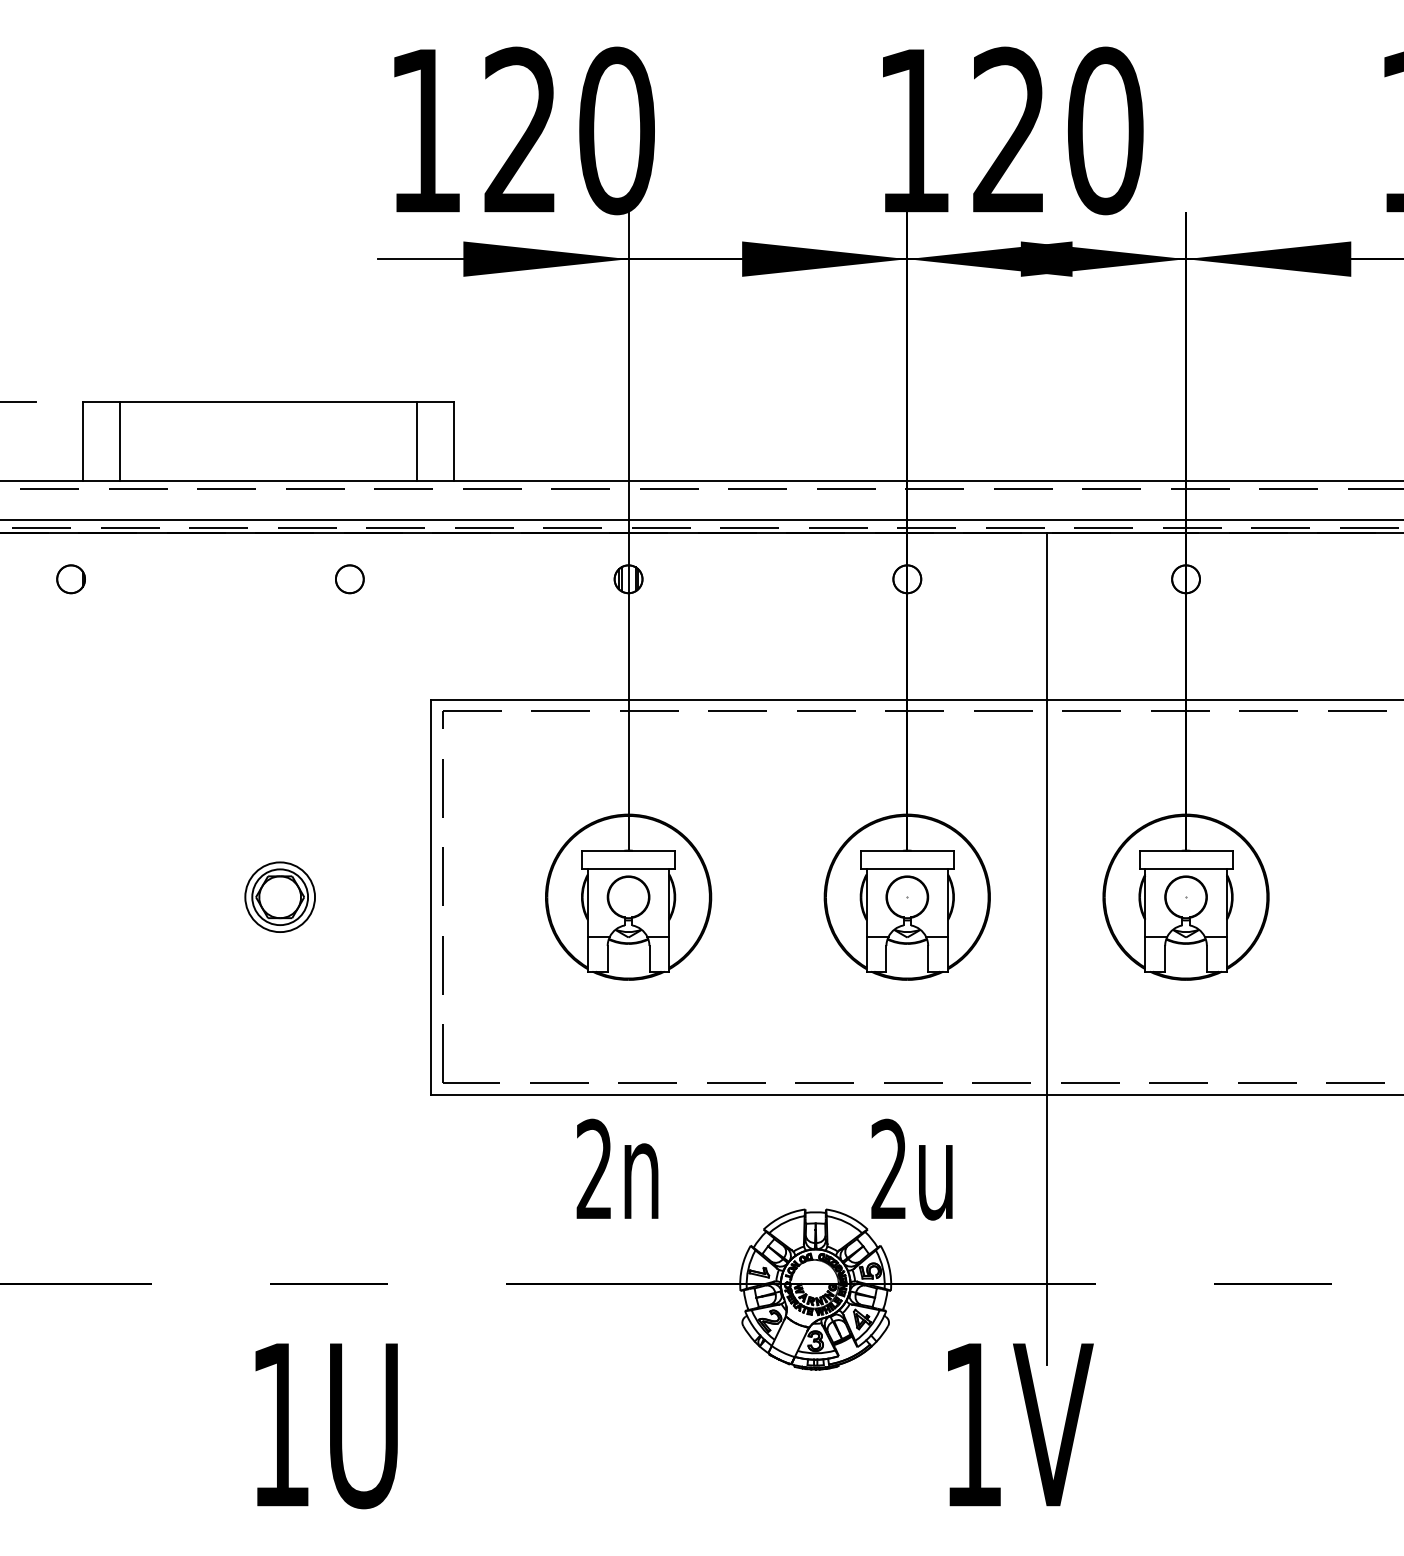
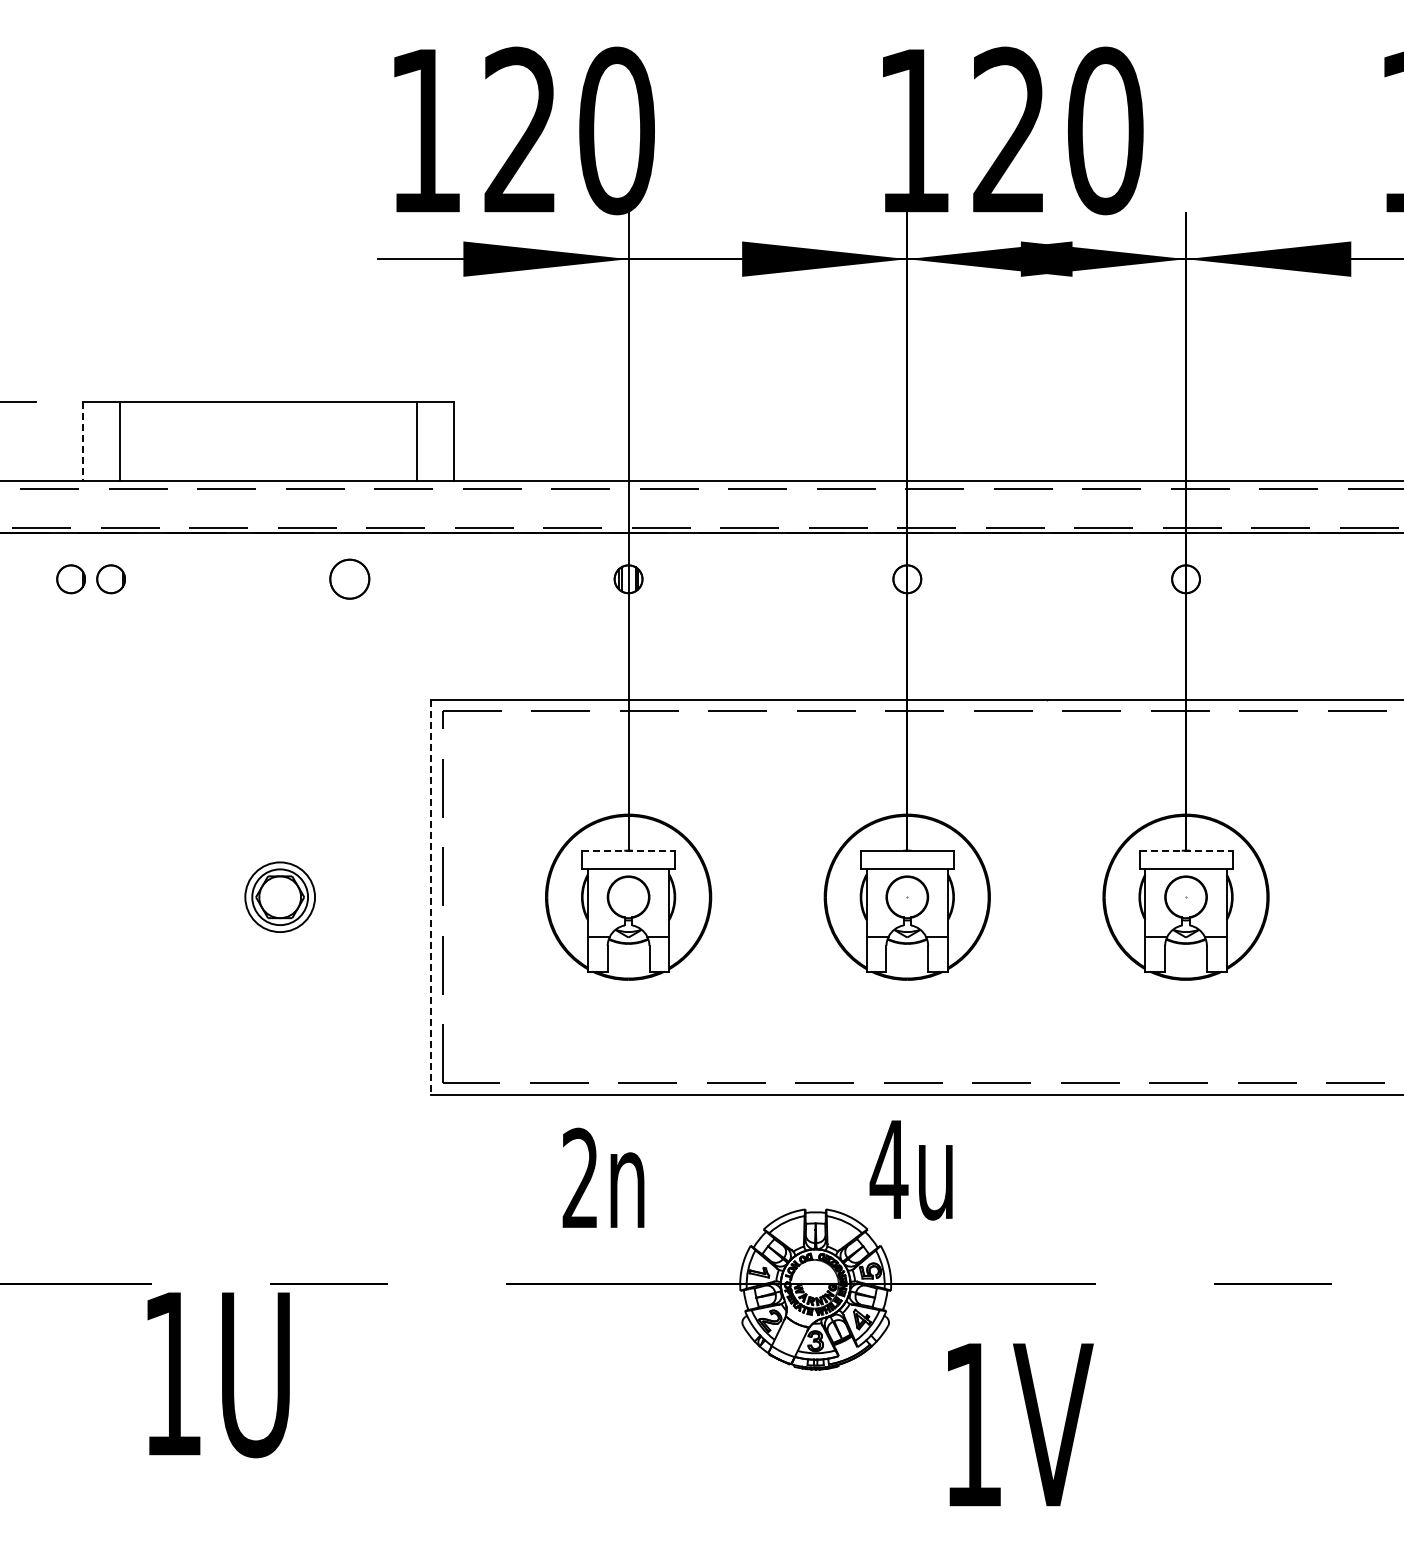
line: solid -> dashed (82, 441)
line: present -> none (701, 519)
part: none -> present (110, 579)
part size: 30x31 px -> 42x42 px (349, 578)
line: solid -> dashed (629, 850)
line: solid -> dashed (1186, 850)
line: solid -> dashed (431, 897)
line: present -> none (1046, 948)
text position: (617, 1168) -> (603, 1177) (603, 1177)
text: 2u -> 4u (888, 1168)
text position: (326, 1426) -> (218, 1375) (218, 1375)
